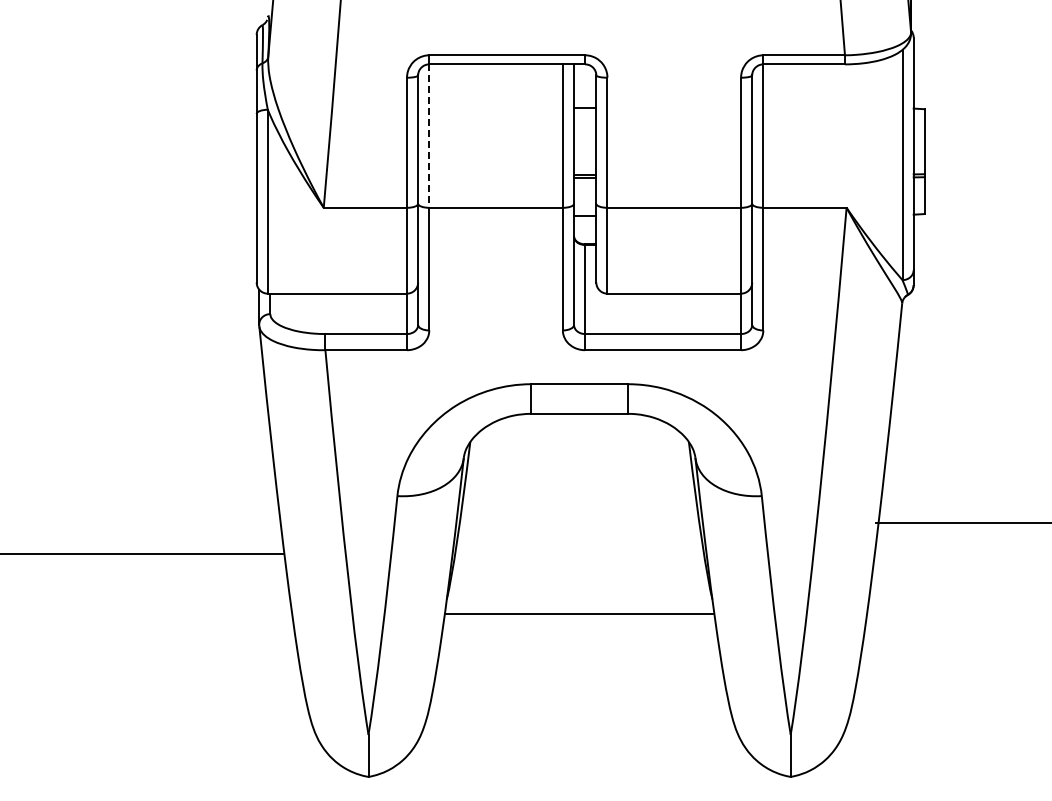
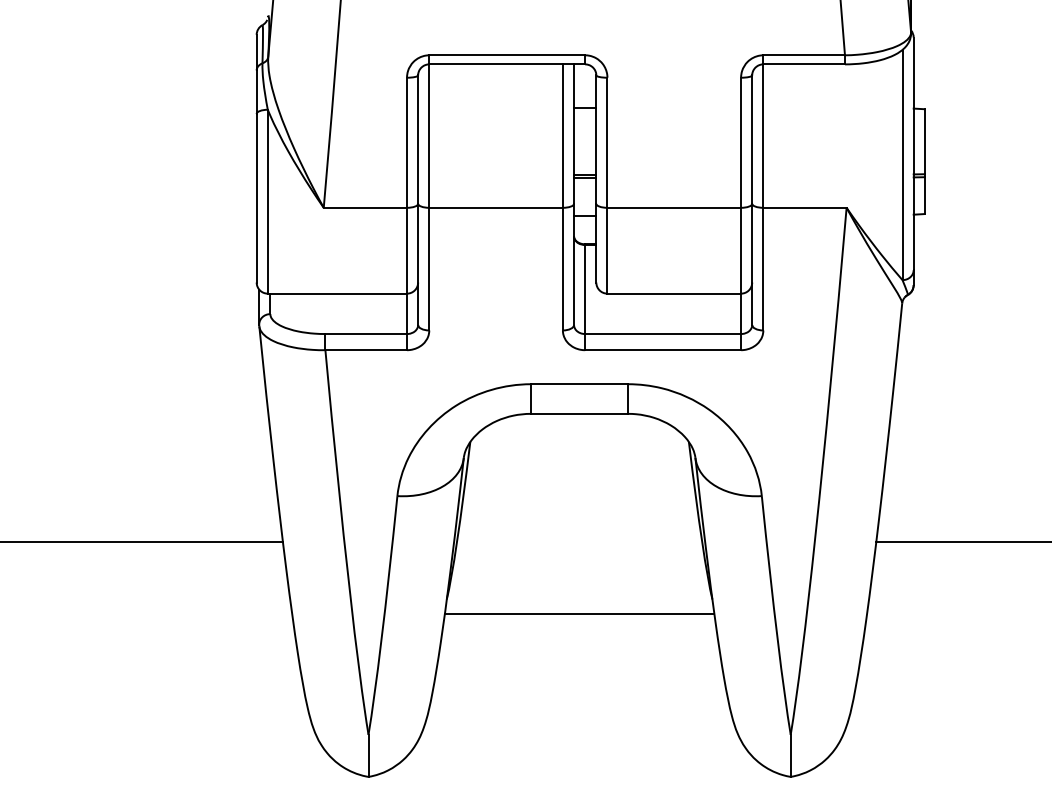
line: dashed -> solid (429, 136)
line position: (962, 522) -> (962, 541) (962, 541)
line position: (142, 553) -> (142, 541) (142, 541)
